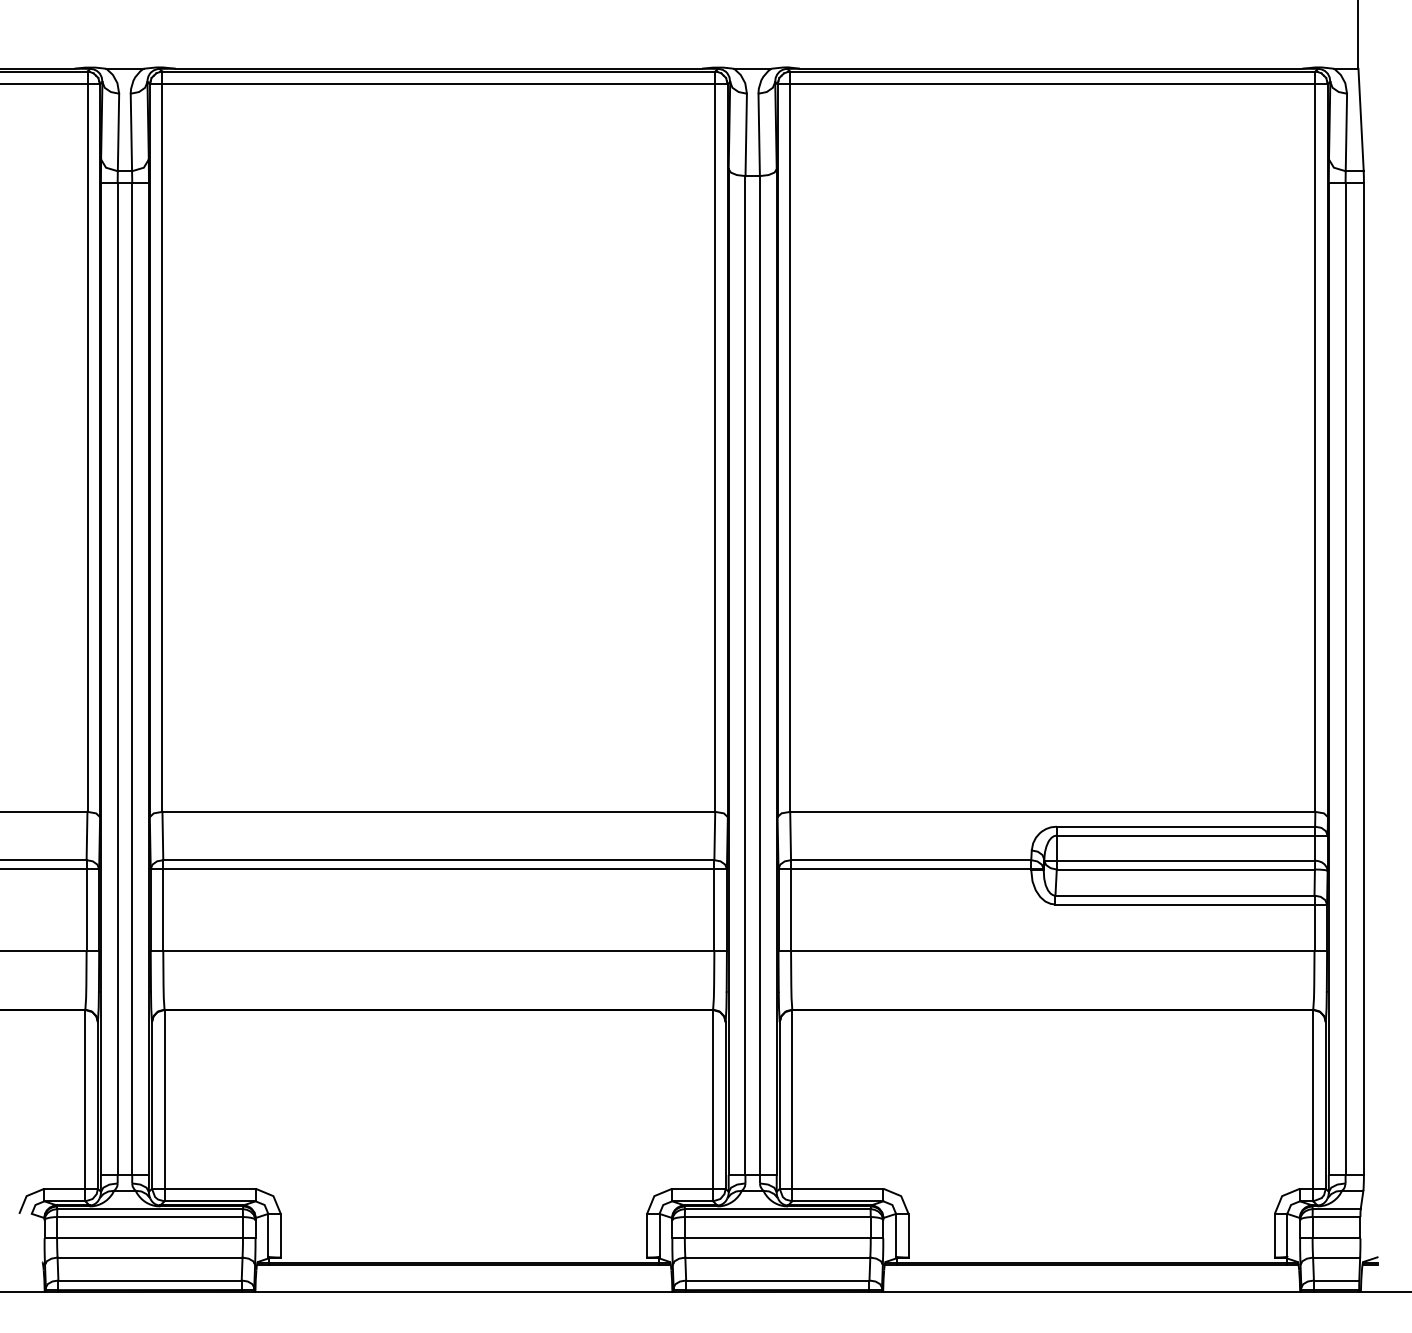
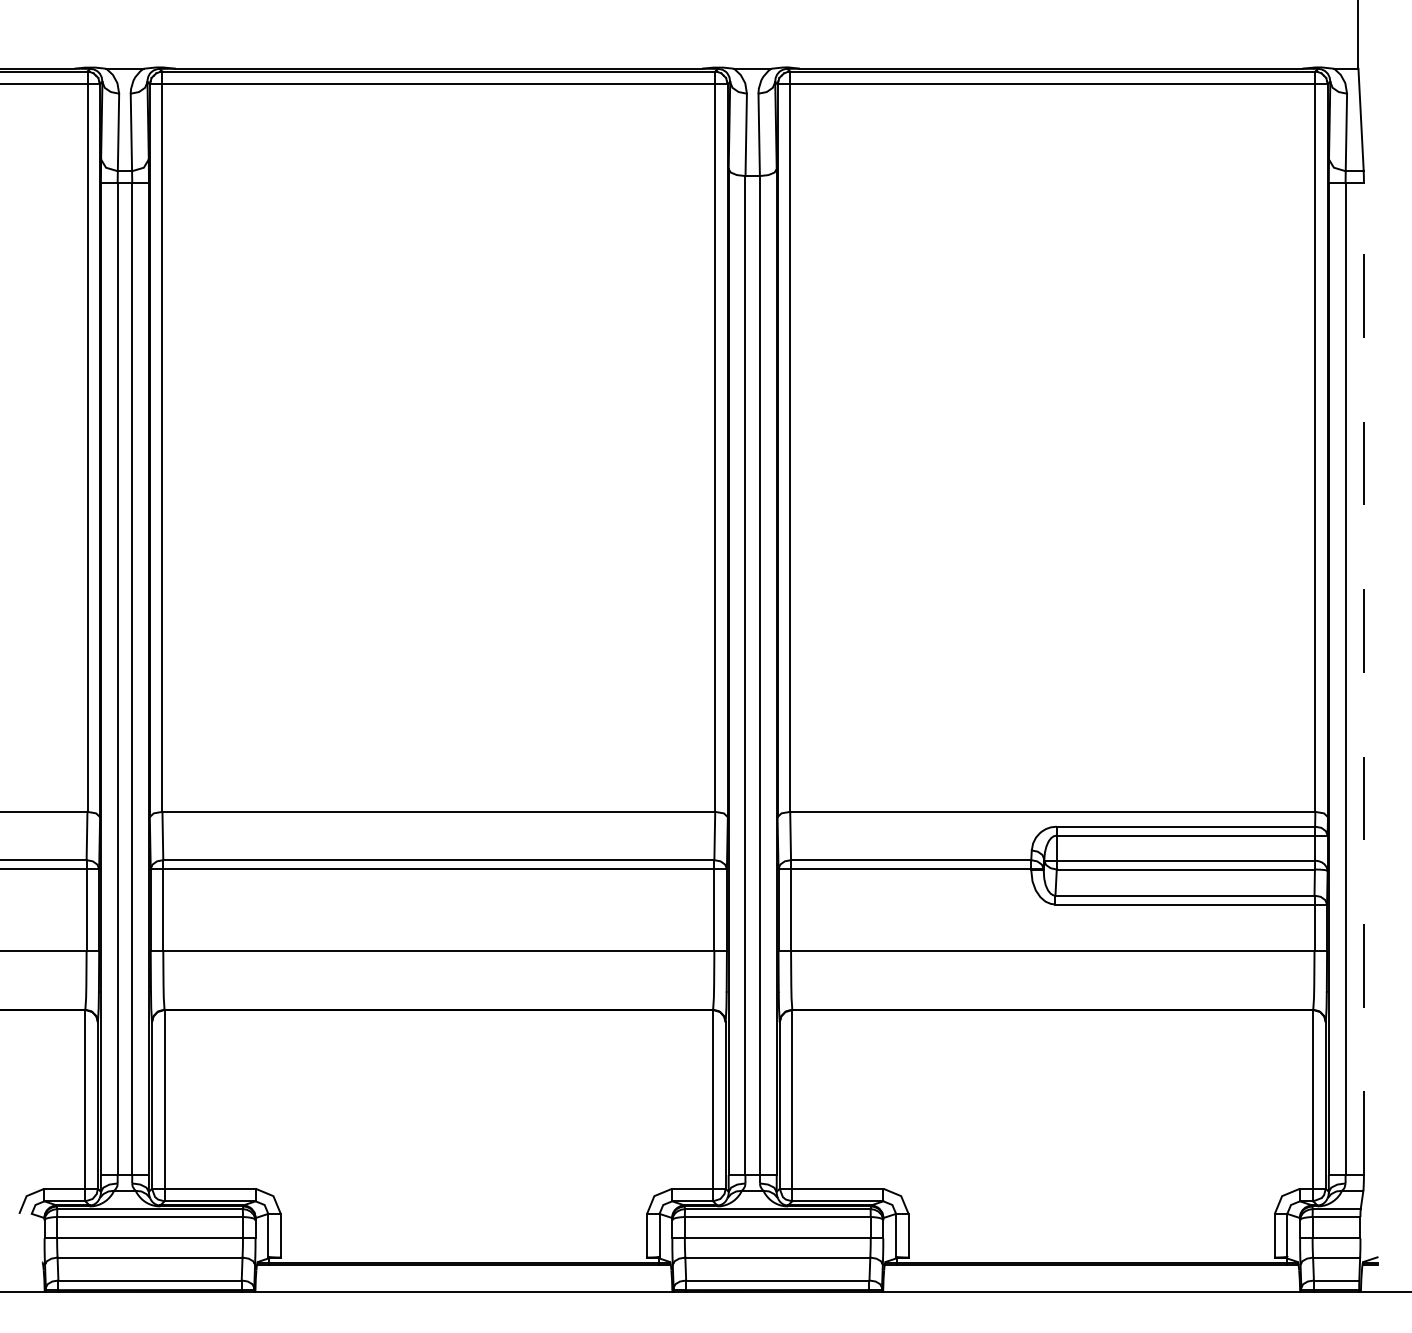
line: solid -> dashed (1363, 678)
